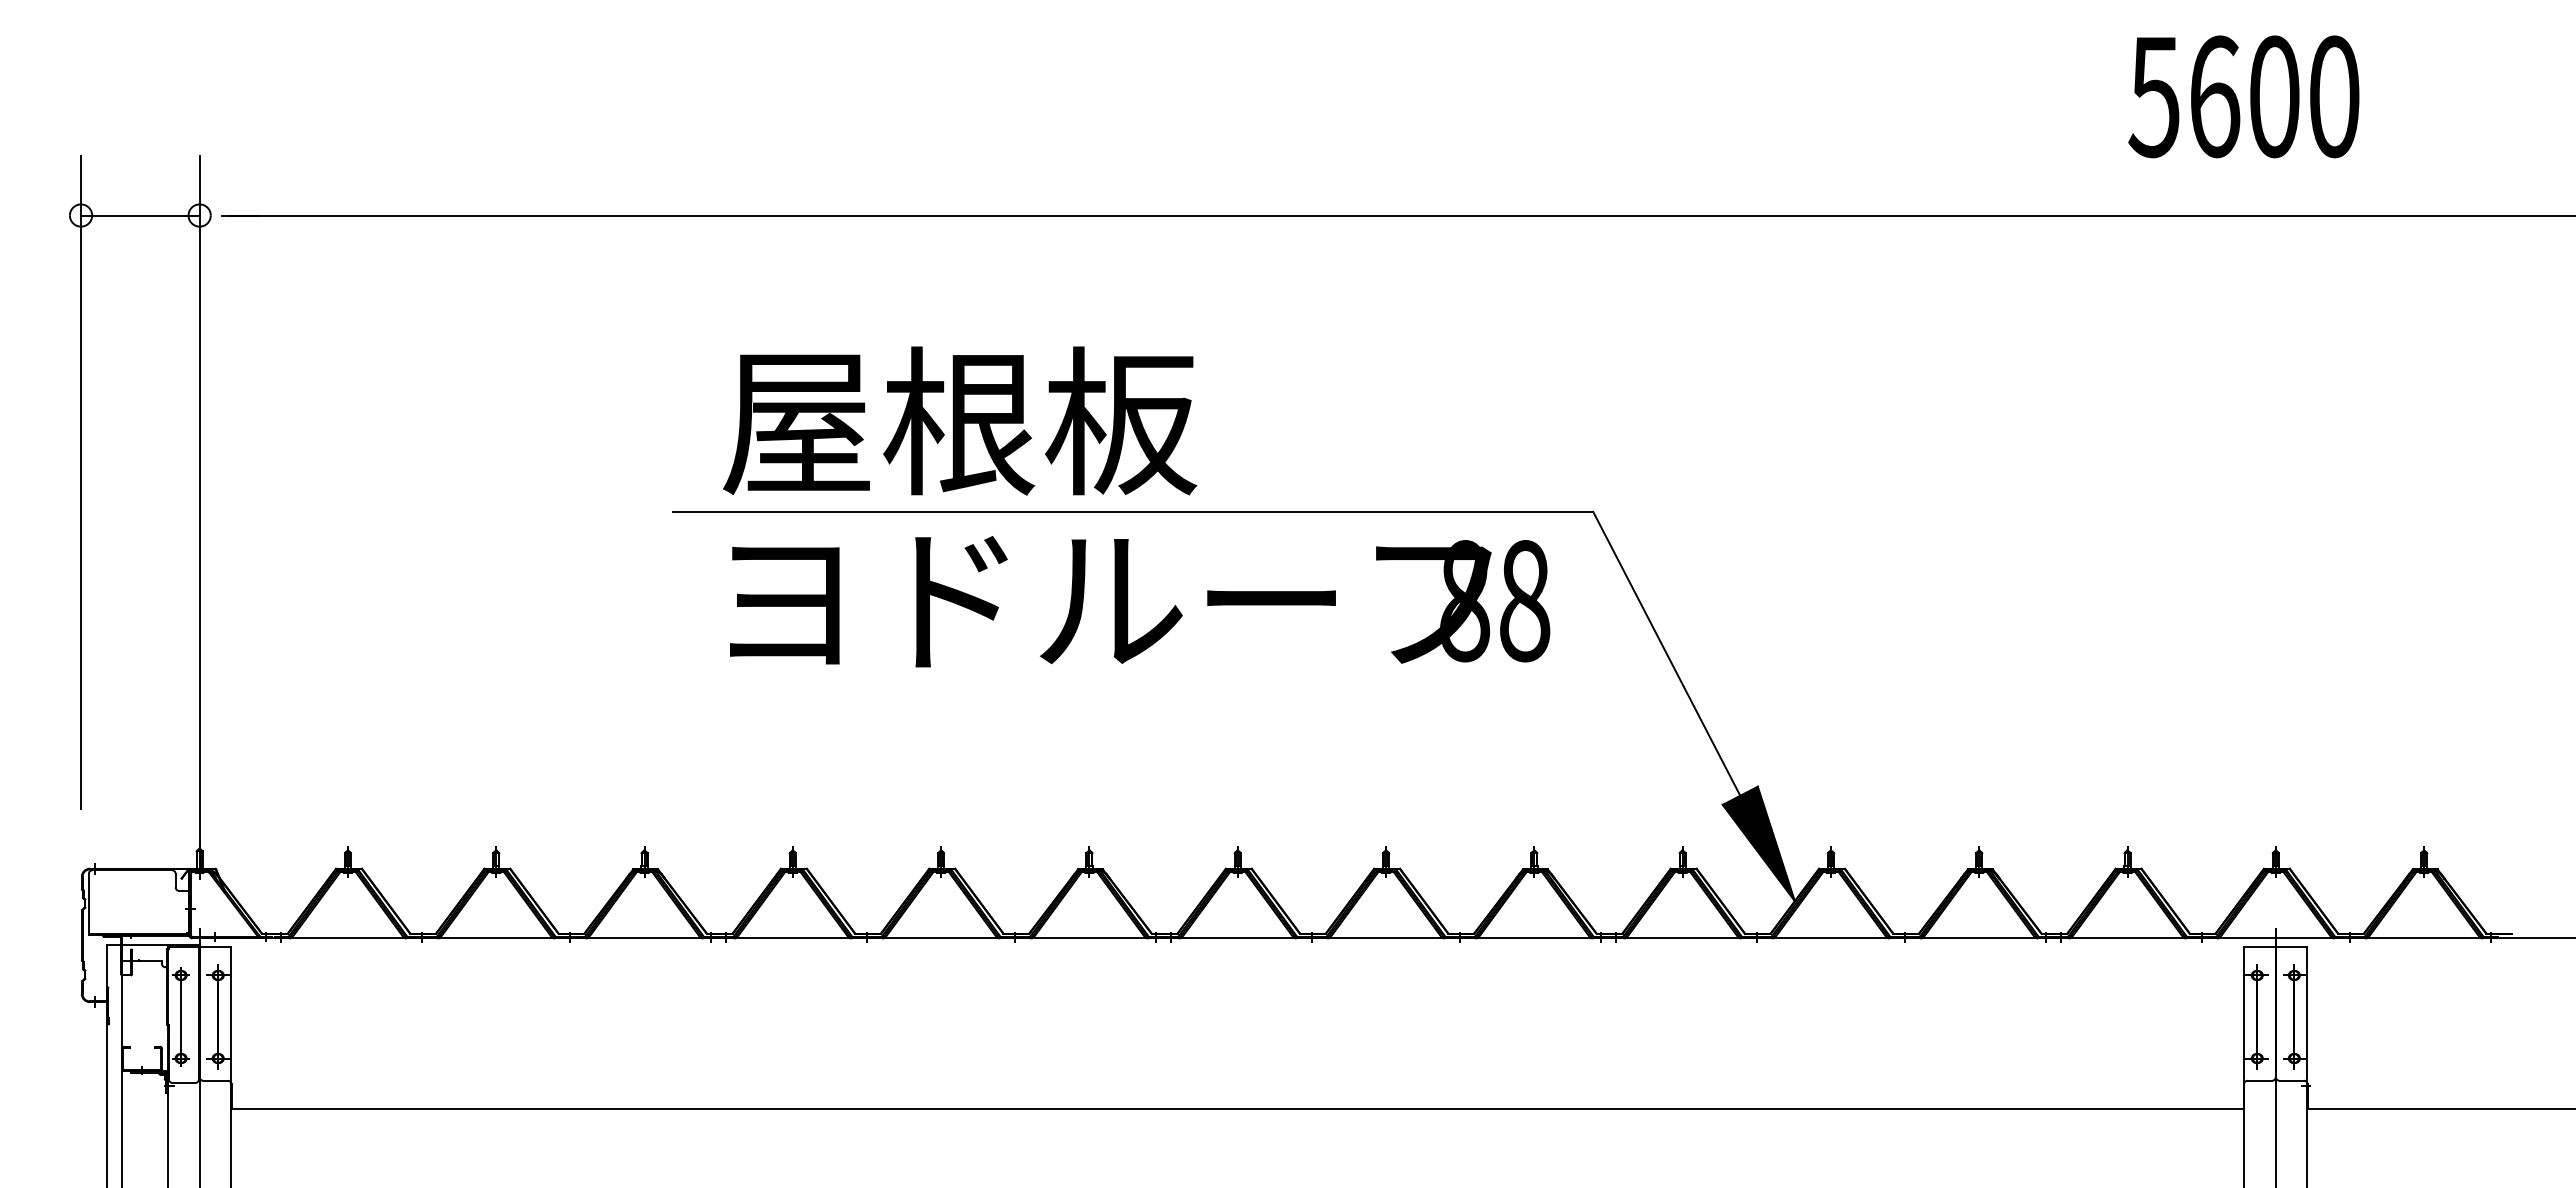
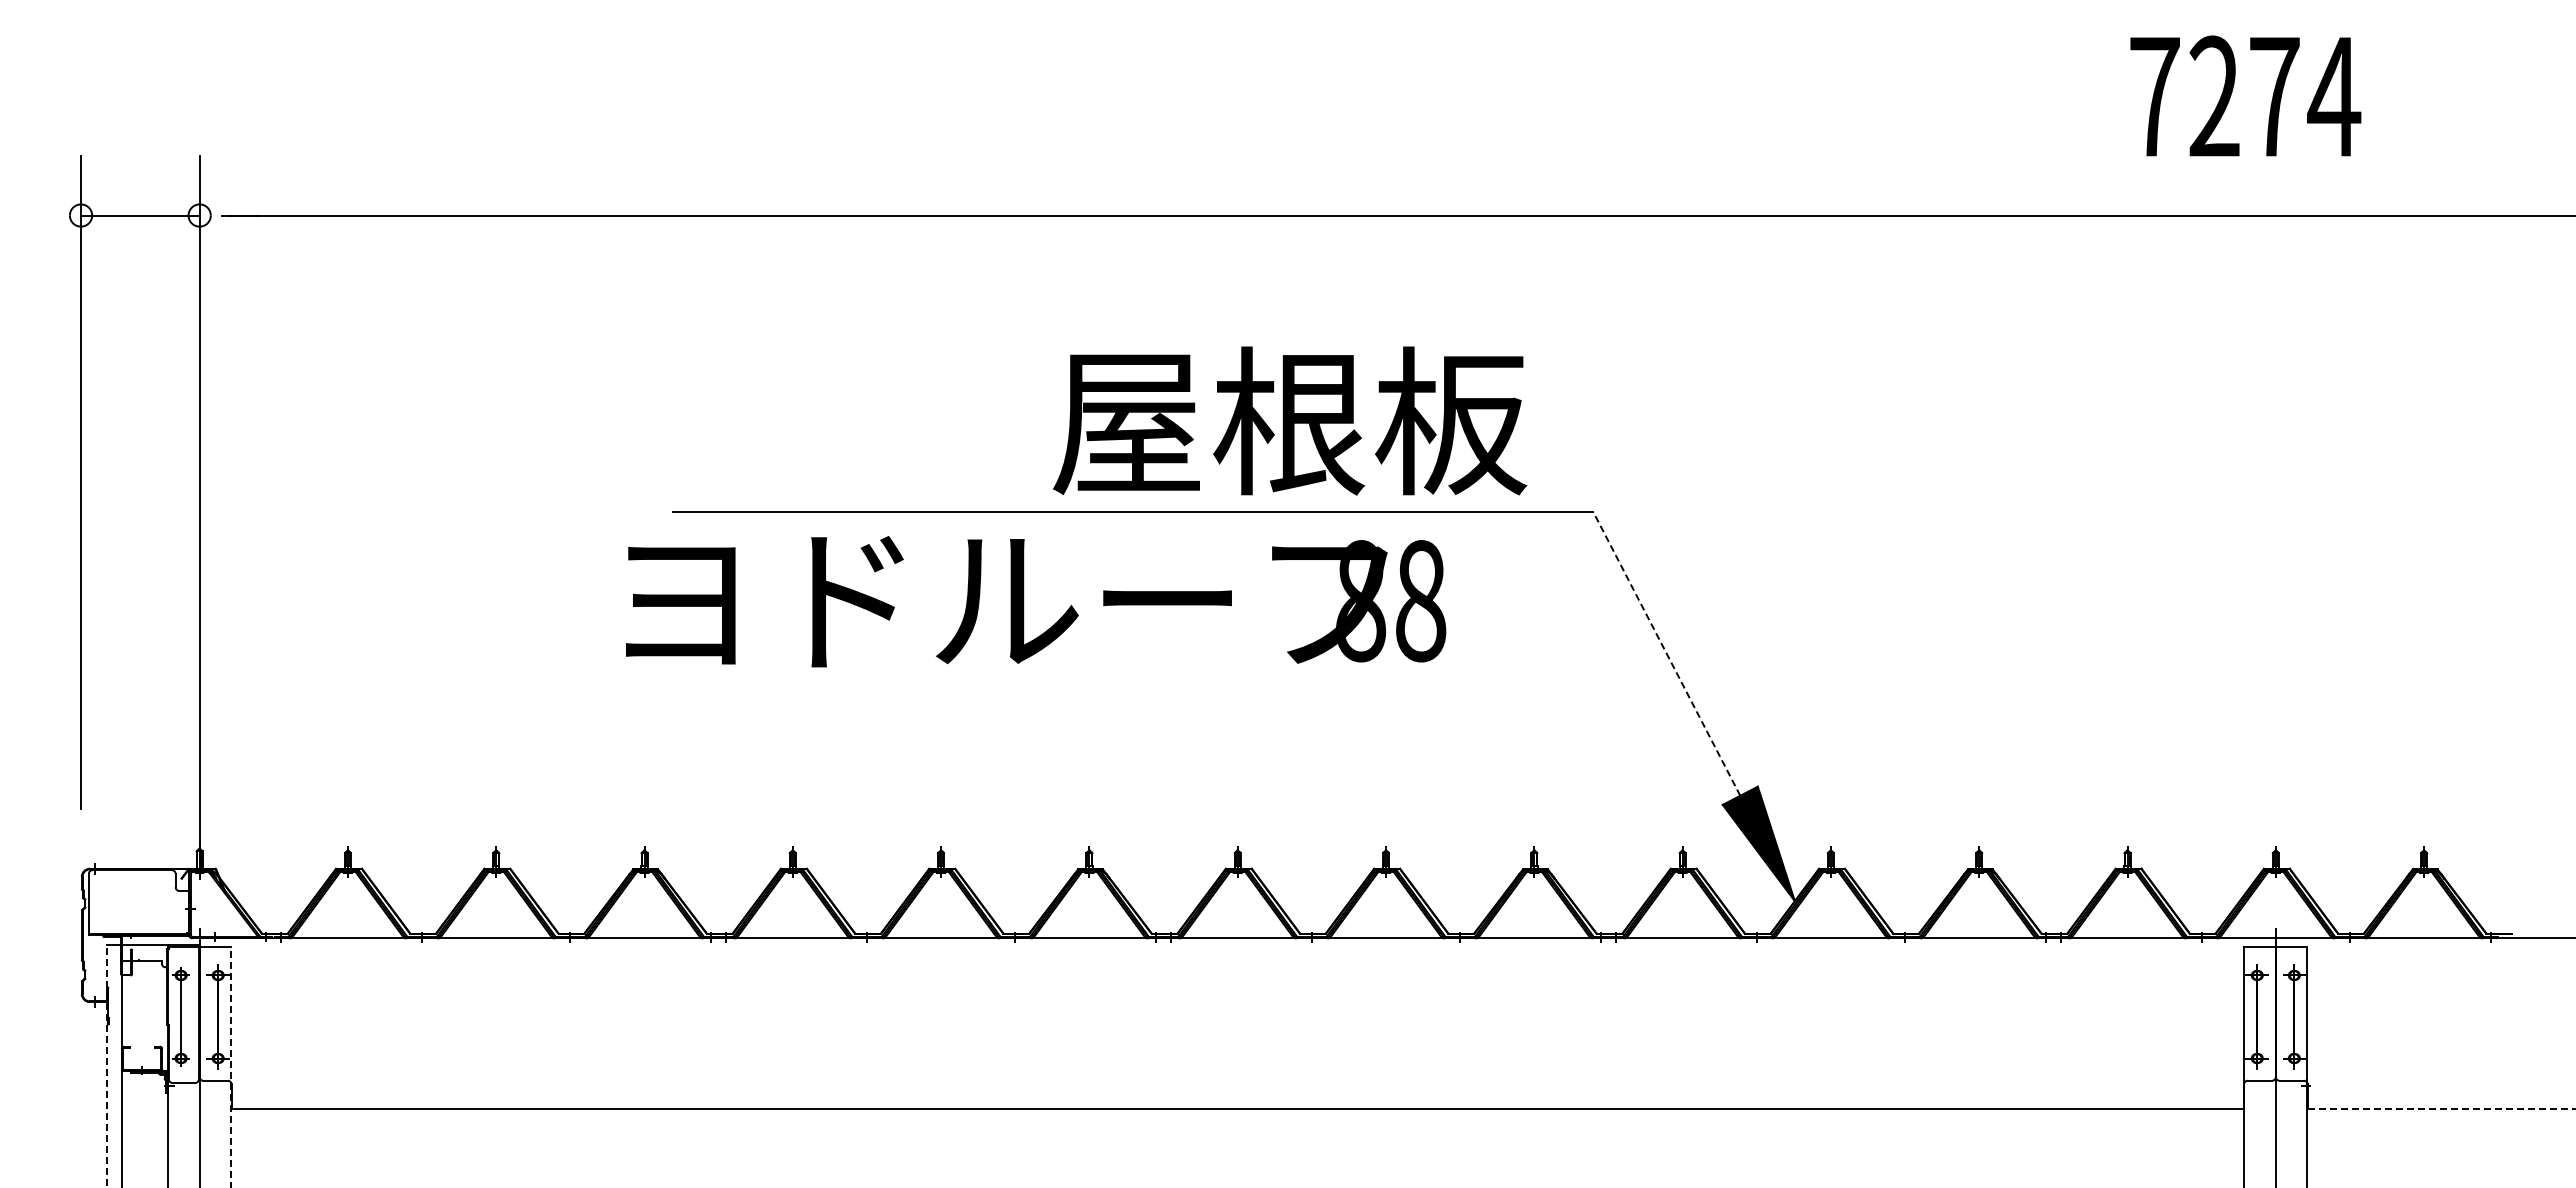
text: 5600 -> 7274 (2244, 96)
text position: (960, 420) -> (1290, 420) (1290, 420)
text position: (1140, 601) -> (1036, 601) (1036, 601)
line: solid -> dashed (1666, 653)
line: solid -> dashed (107, 1066)
line: solid -> dashed (231, 1066)
line: solid -> dashed (2441, 1108)
